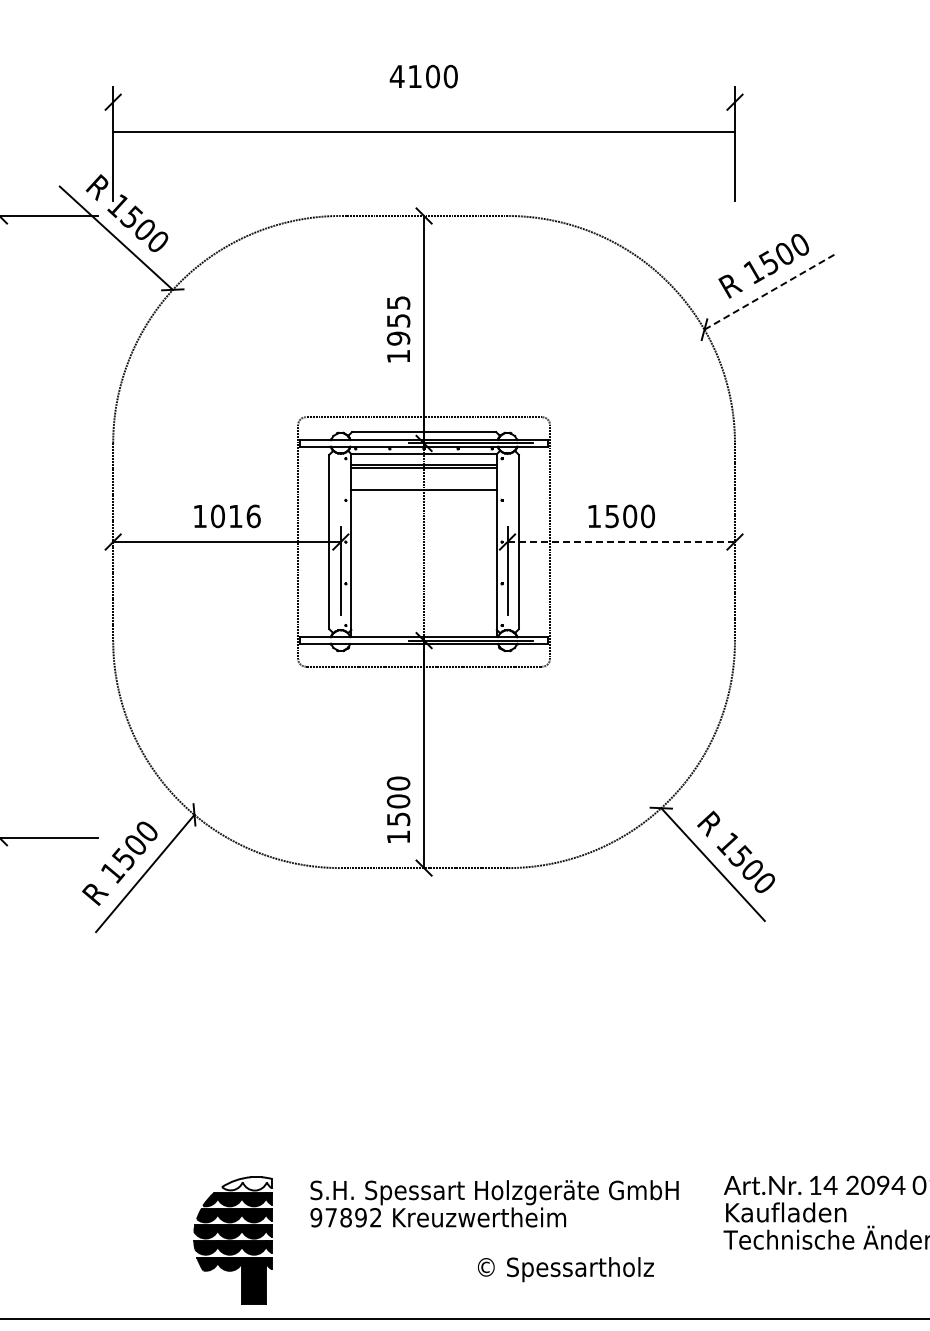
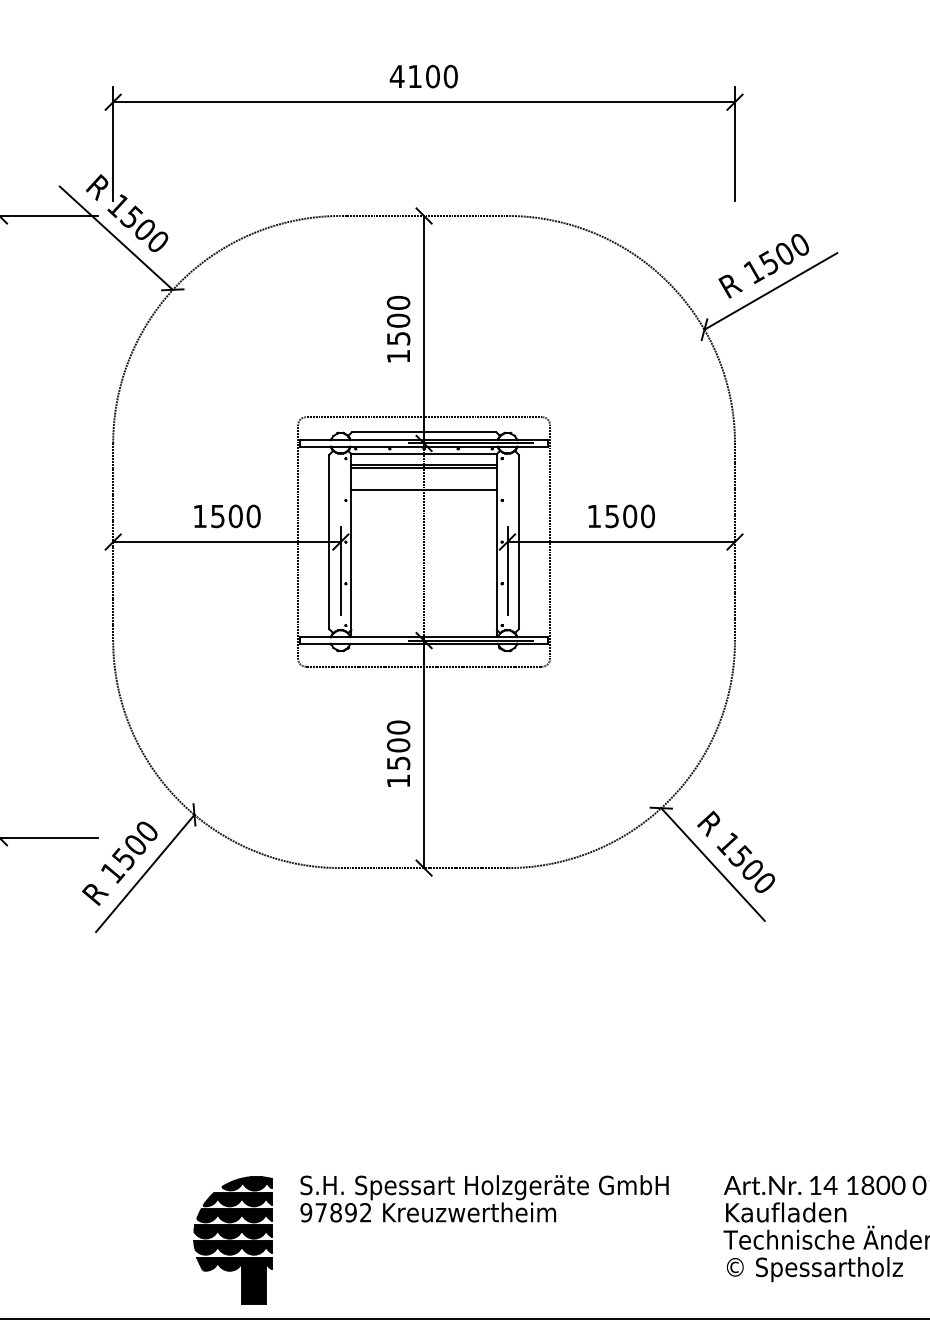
line position: (423, 132) -> (423, 102) (423, 102)
line: dashed -> solid (770, 291)
text: 1955 -> 1500 (398, 320)
text: 1016 -> 1500 (235, 516)
line: dashed -> solid (621, 542)
text position: (398, 809) -> (398, 753) (398, 753)
fill: none -> present (246, 1183)
text: 2094 -> 1800 (875, 1184)
text position: (494, 1203) -> (484, 1198) (484, 1198)
text position: (565, 1269) -> (814, 1269) (814, 1269)
